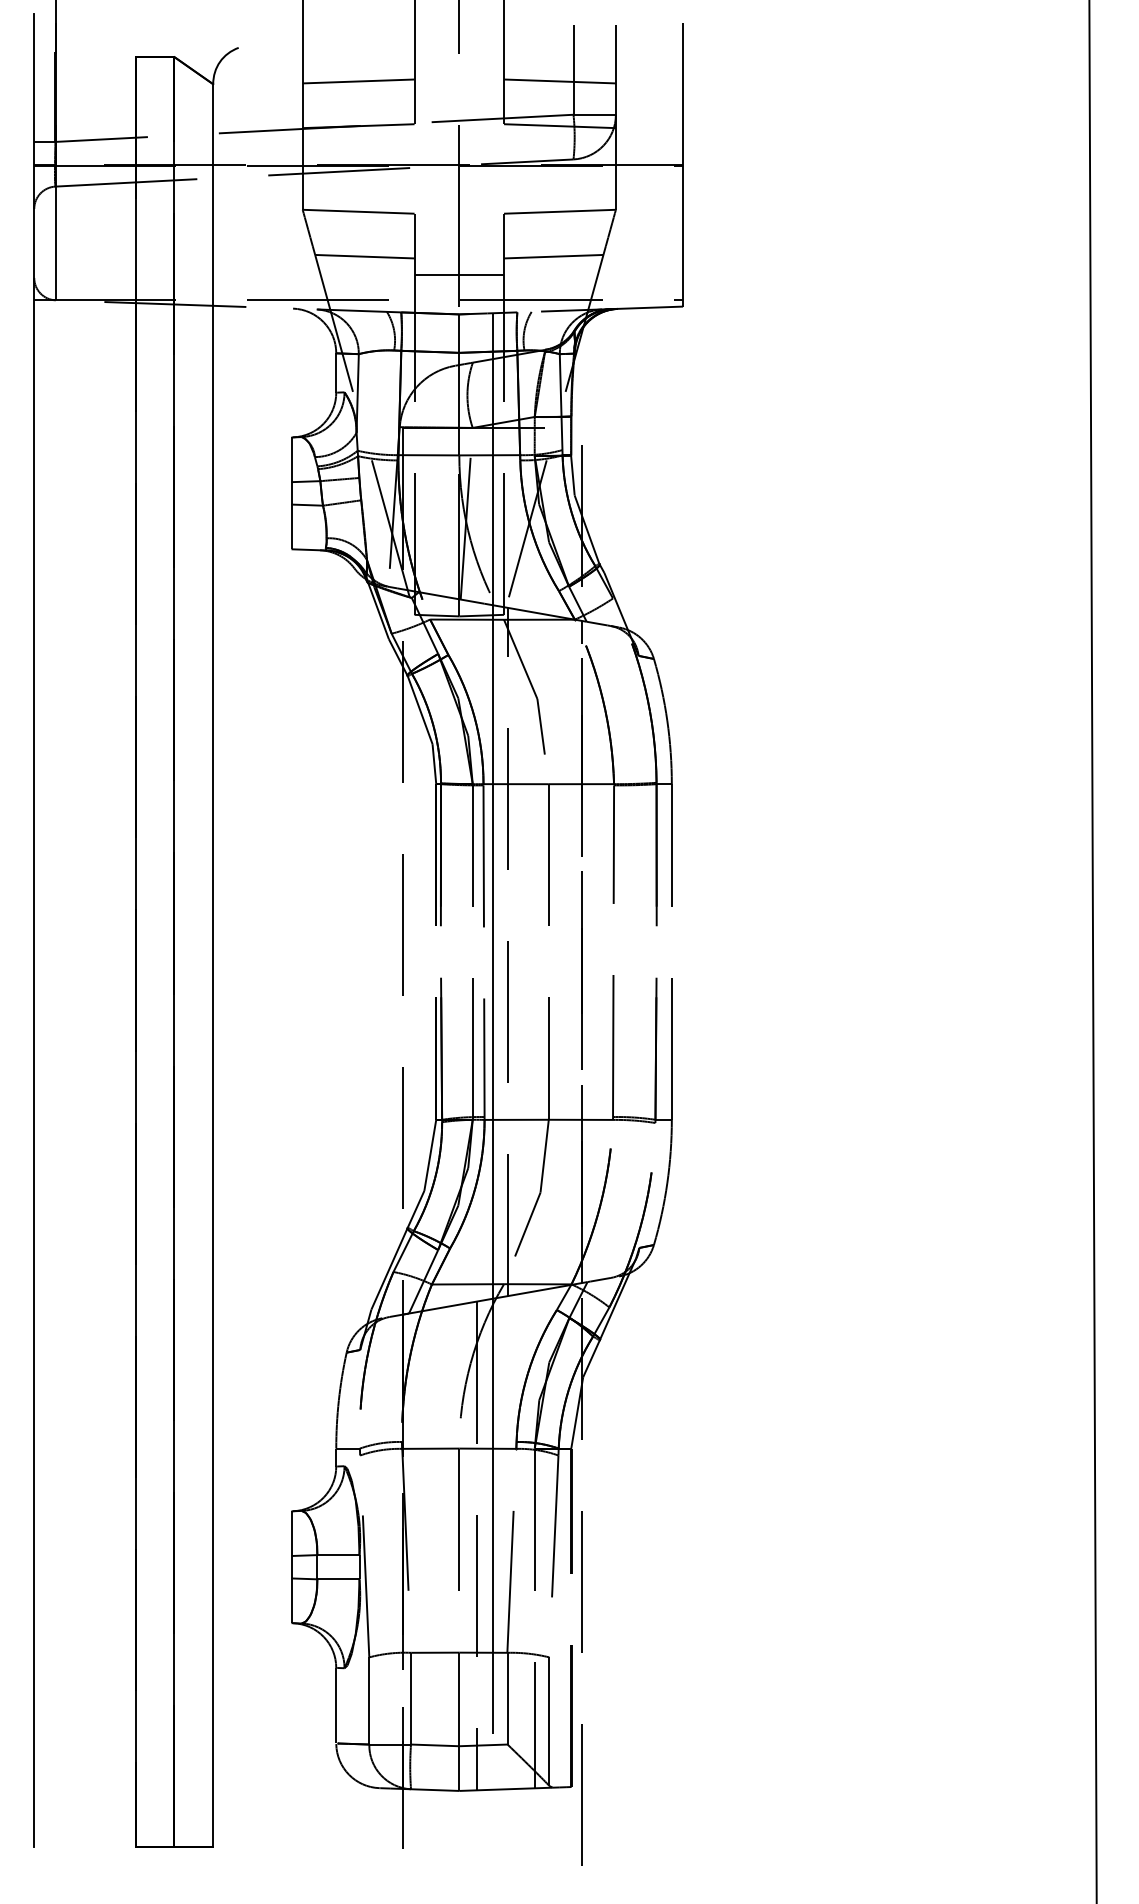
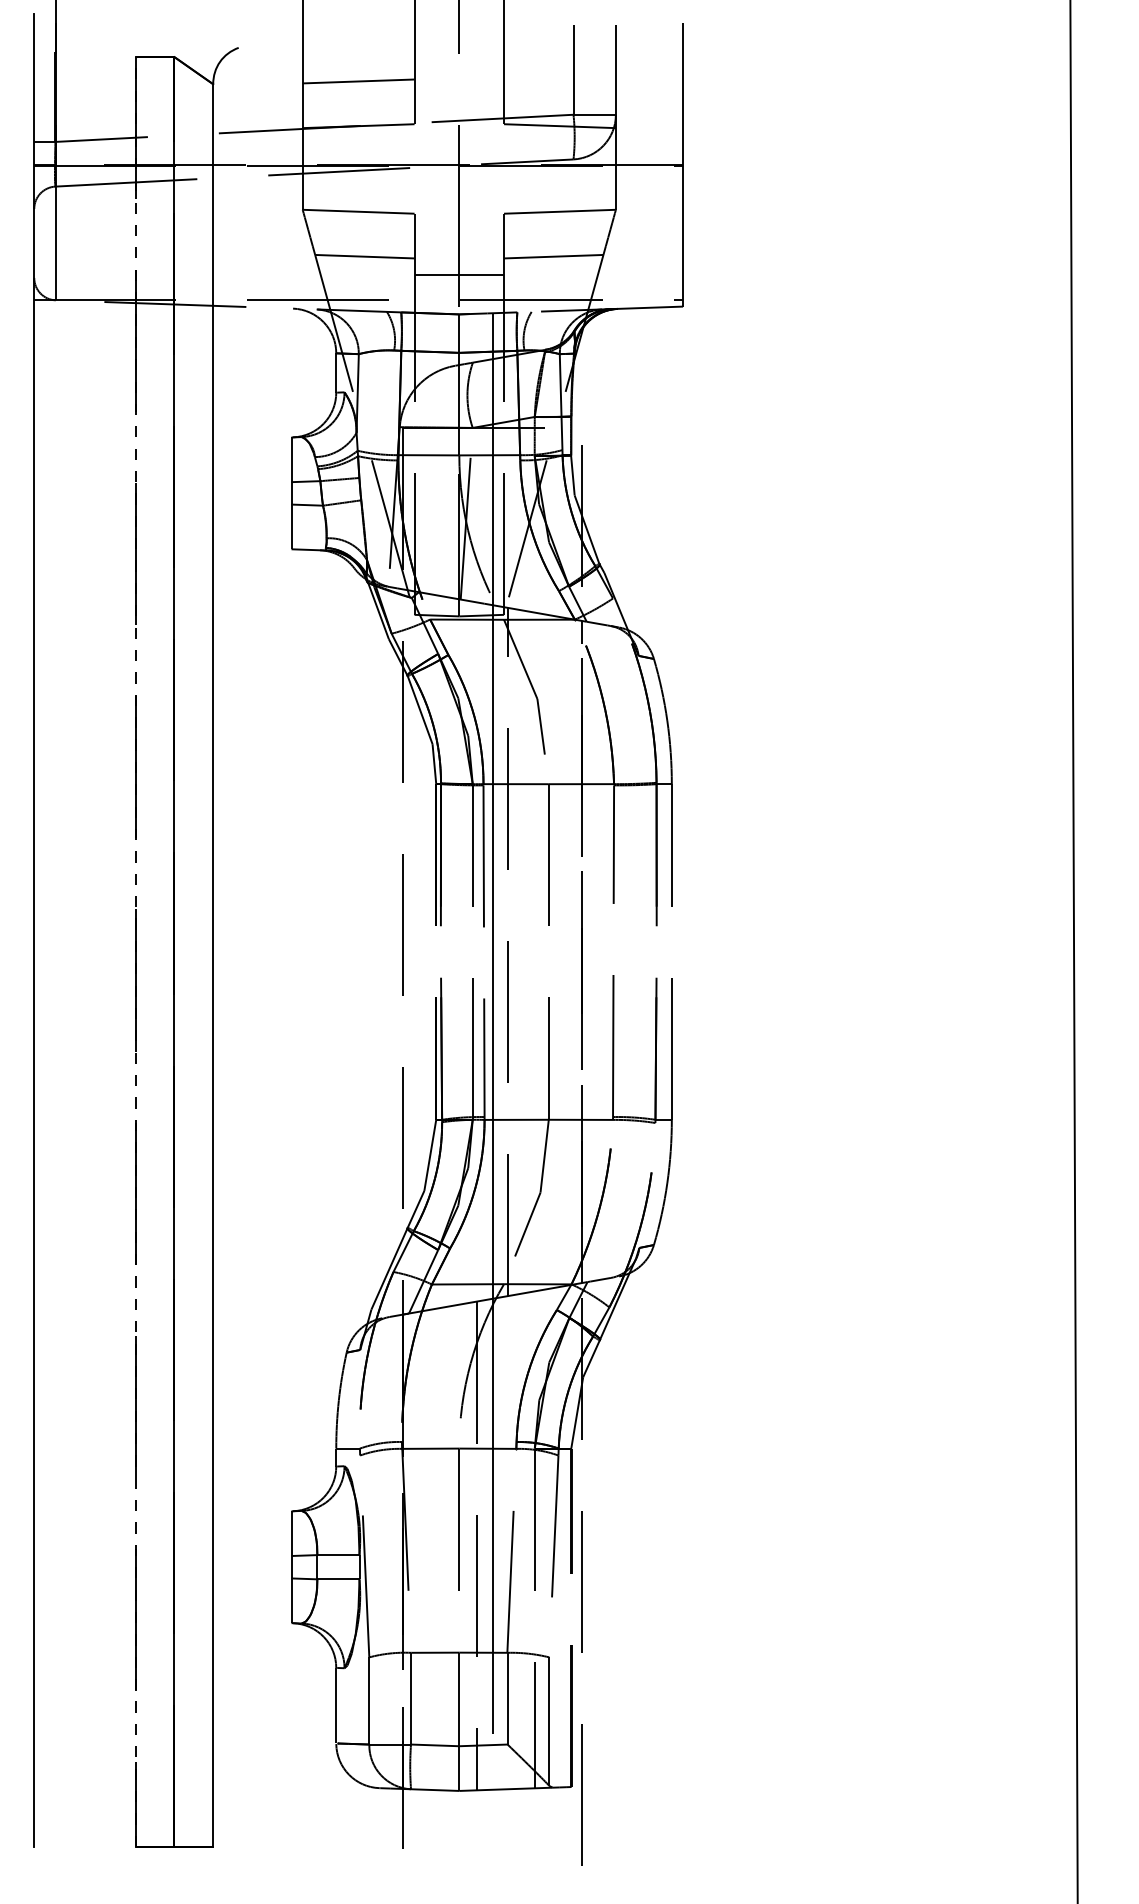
line: present -> none (559, 81)
line: solid -> dashed (135, 951)
line position: (1092, 951) -> (1073, 951) (1073, 951)
